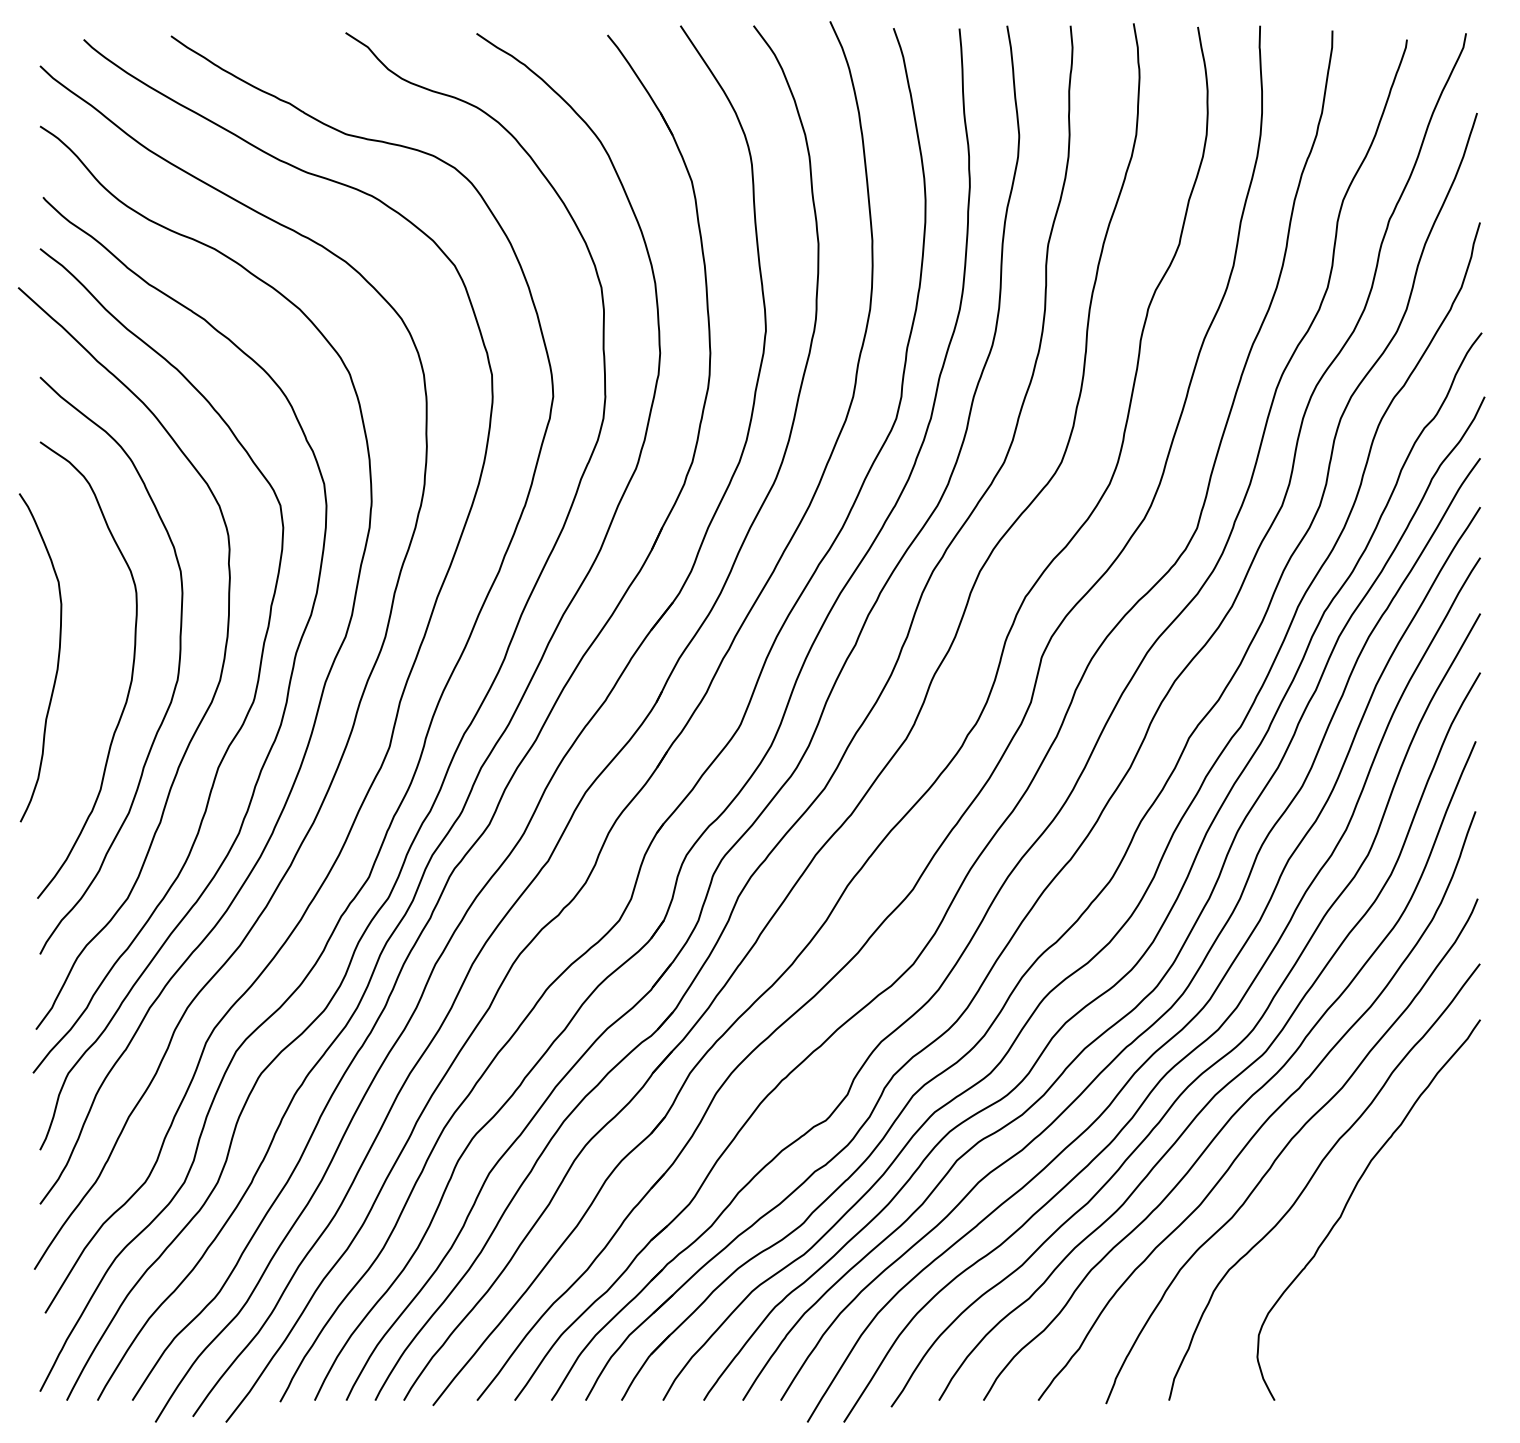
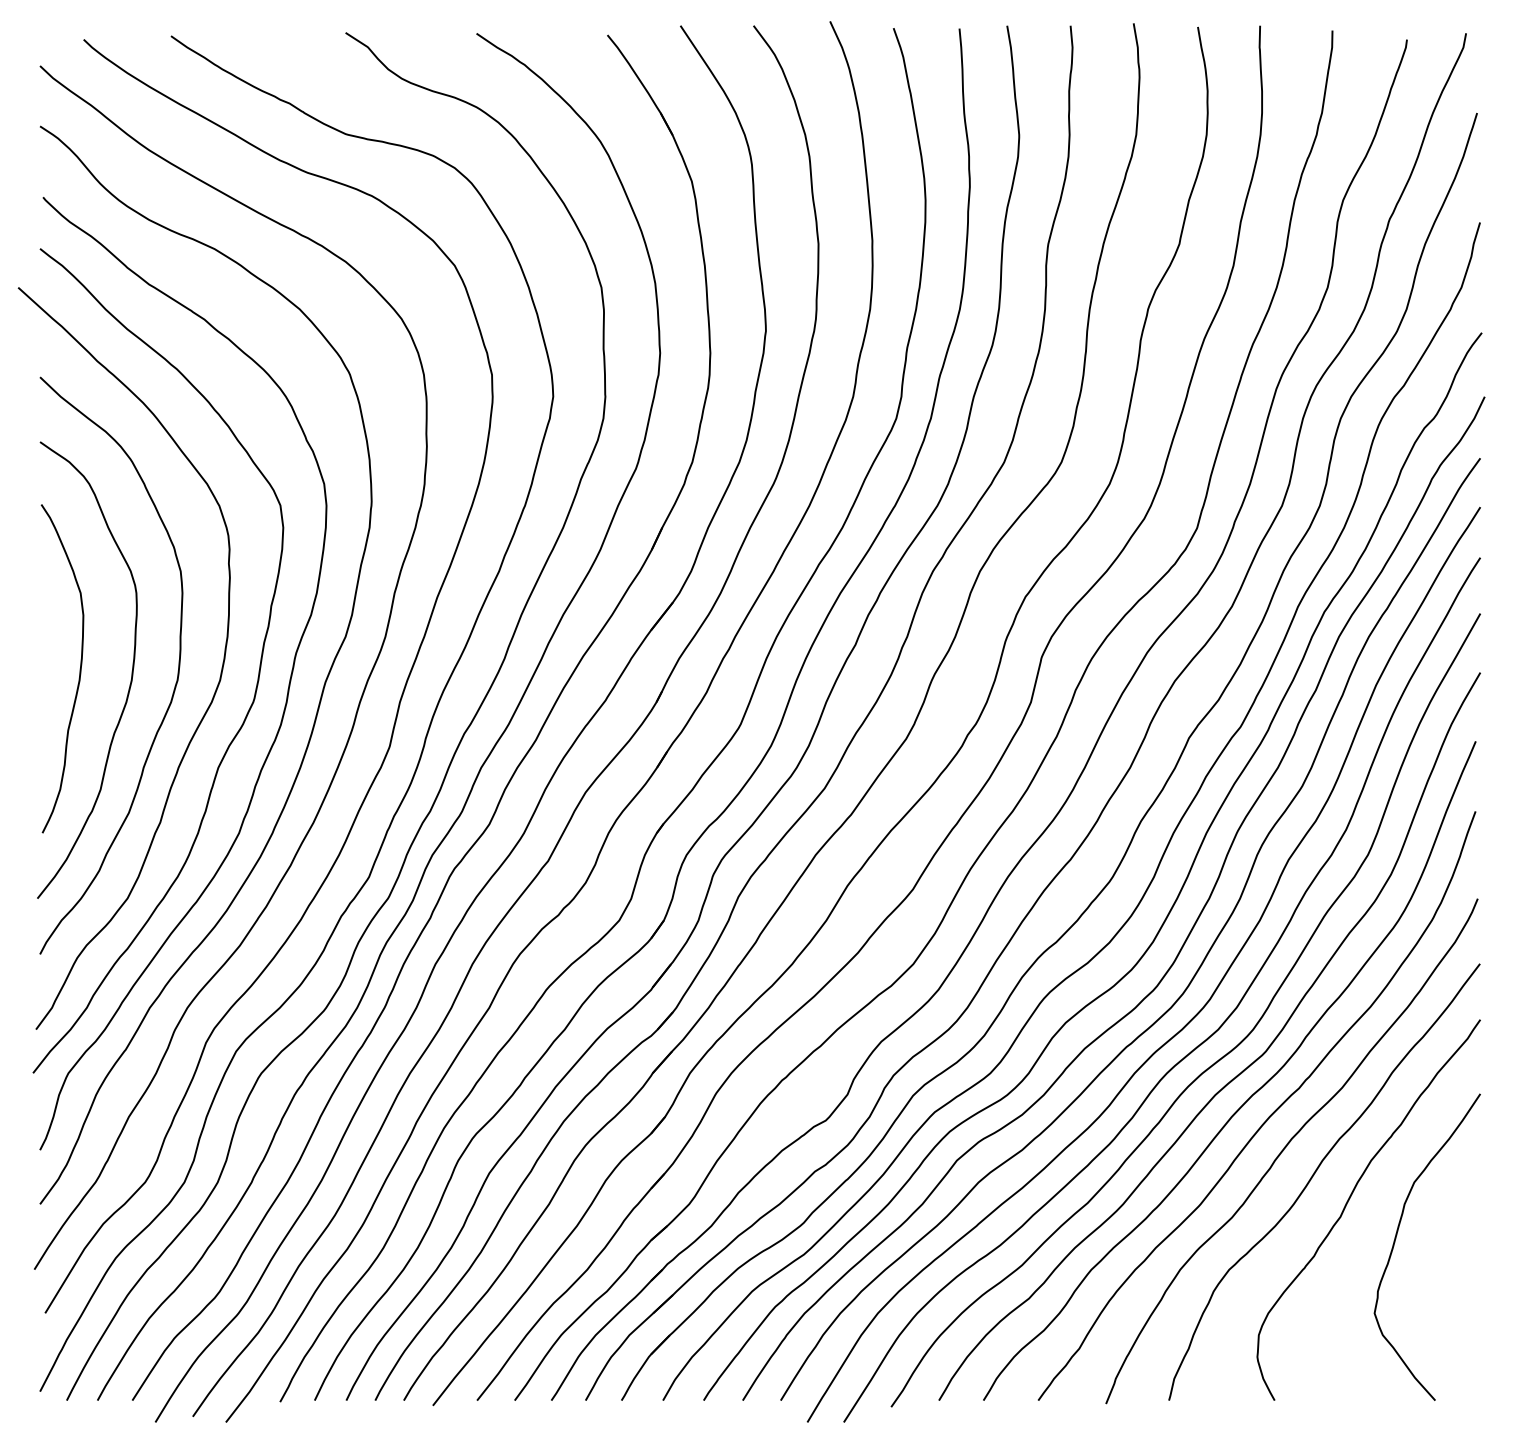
curve position: (57, 657) -> (79, 668) (79, 668)
curve: none -> present (1397, 1235)
